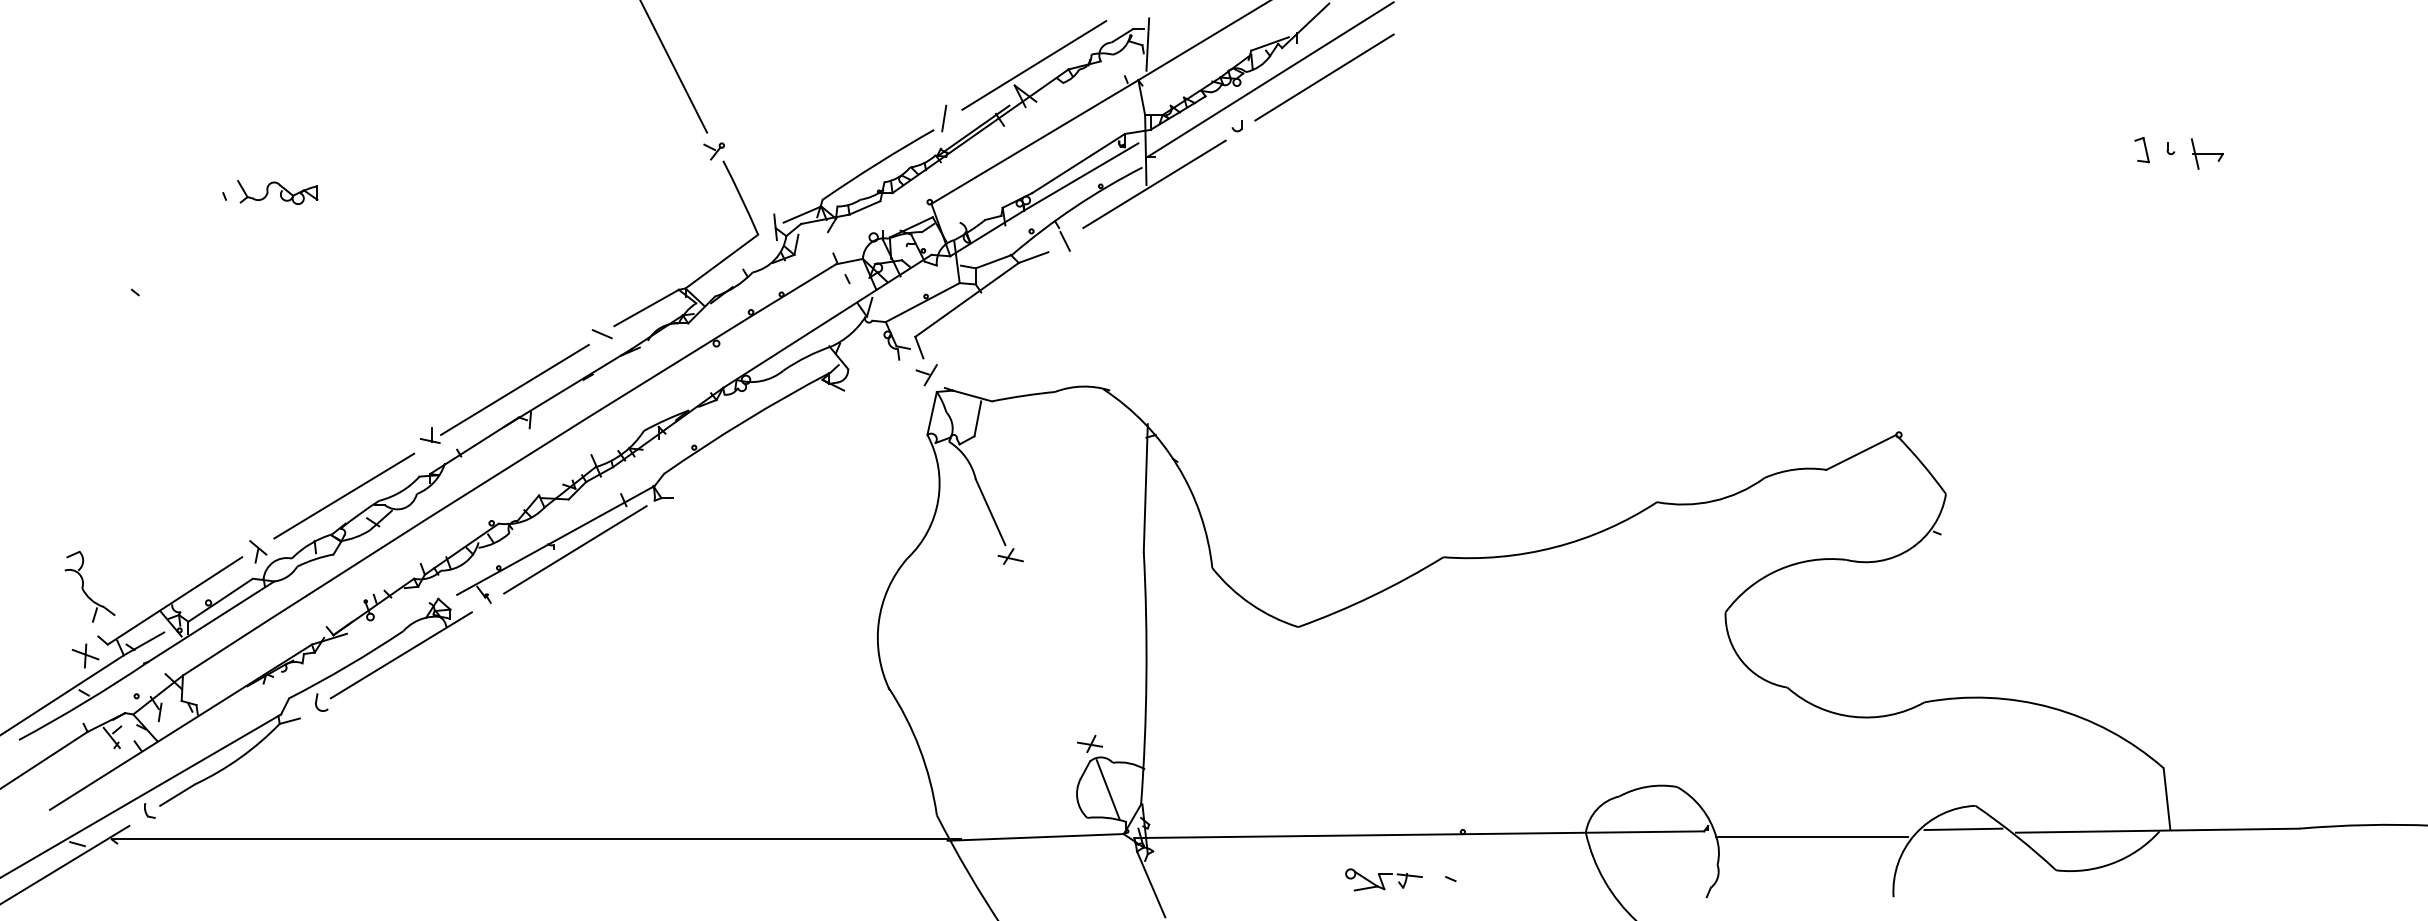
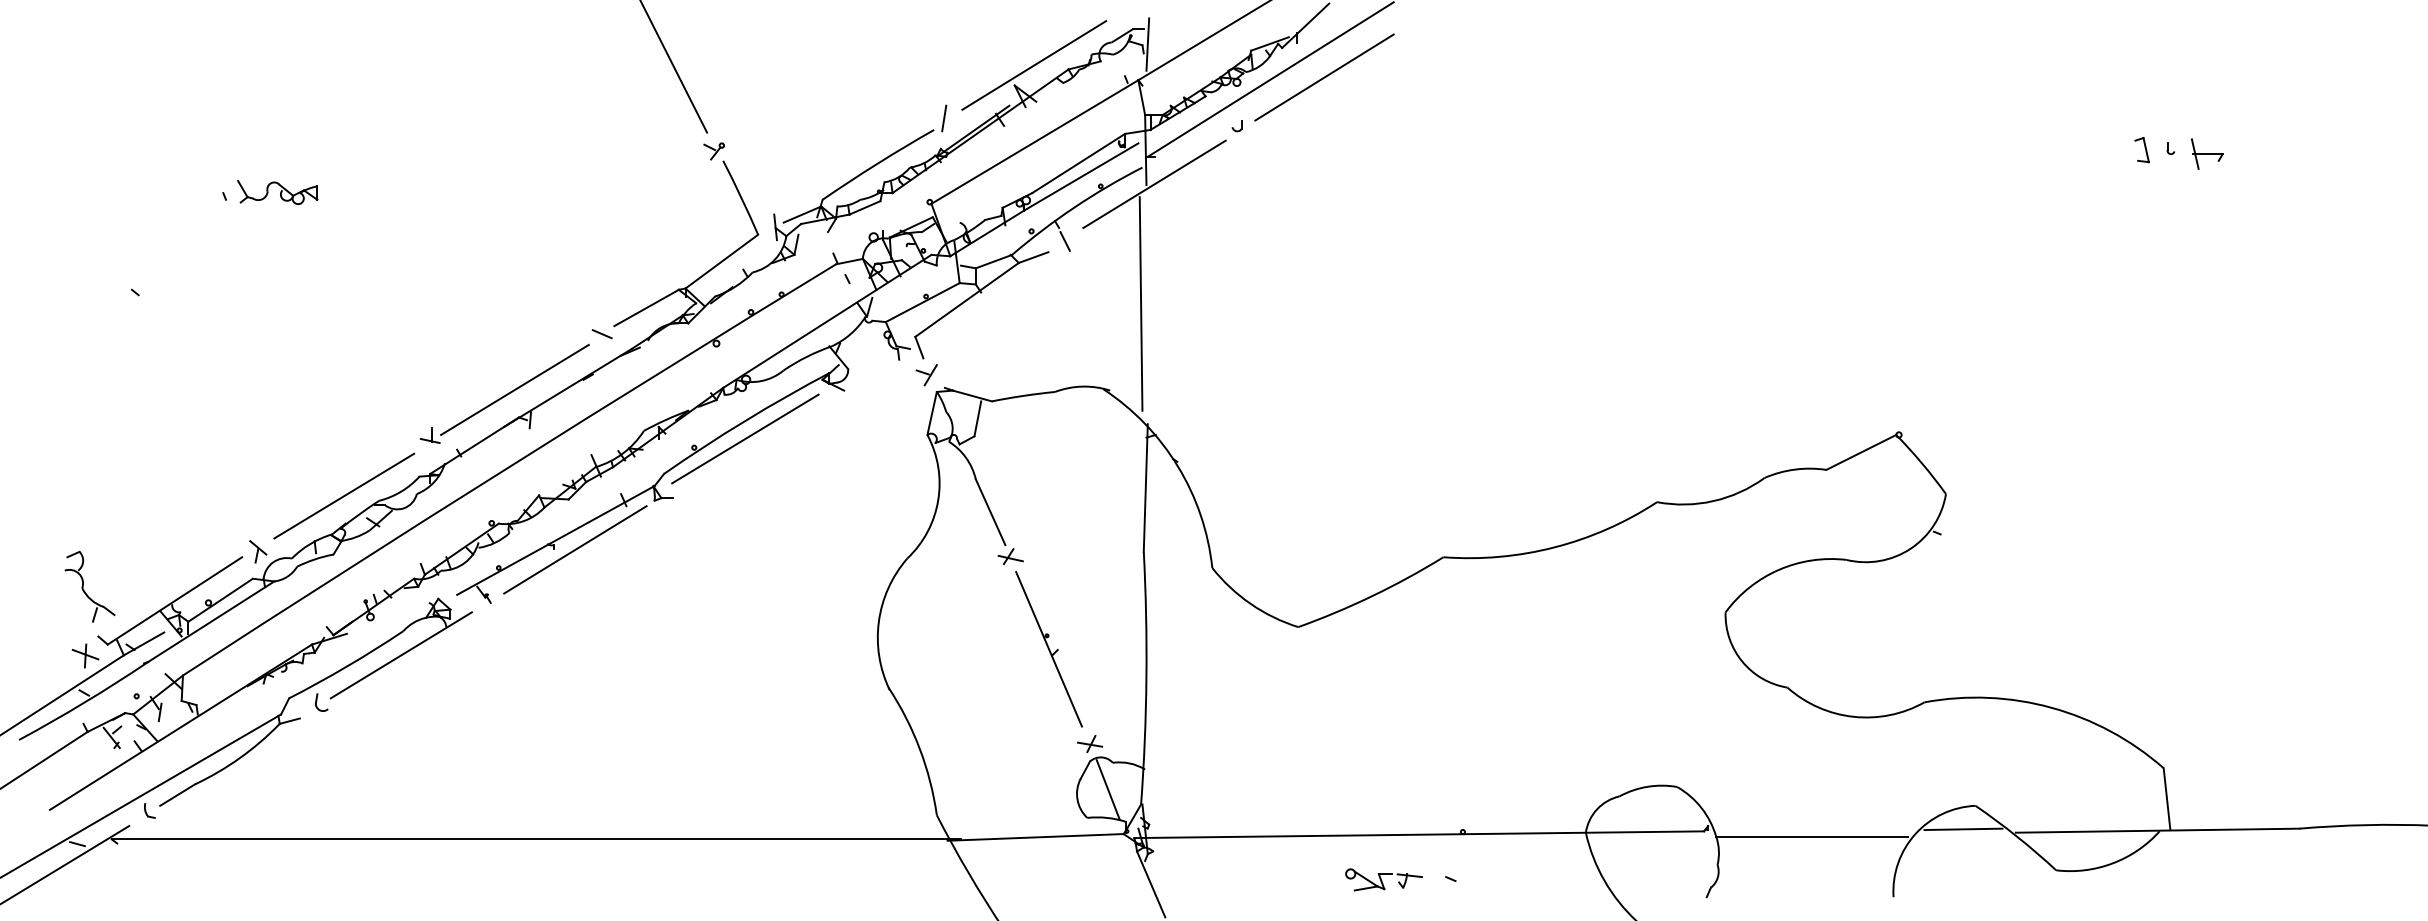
line: none -> present (1140, 303)
line: none -> present (745, 438)
part: none -> present (1048, 649)
